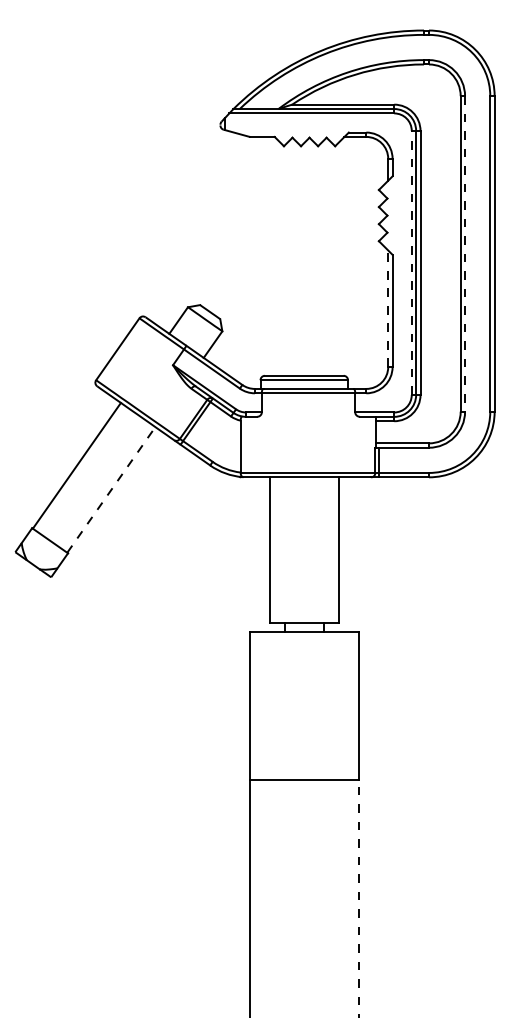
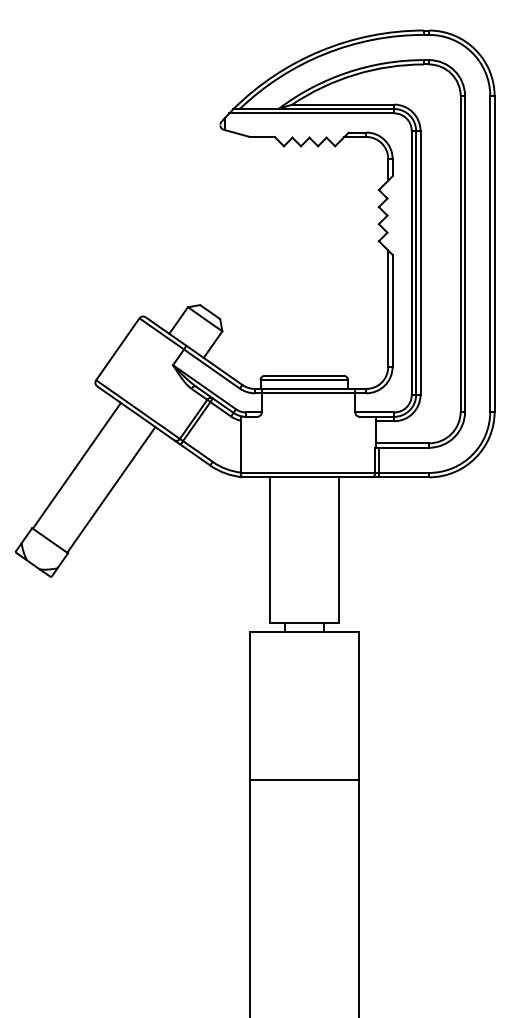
line: dashed -> solid (465, 253)
line: dashed -> solid (411, 262)
line: dashed -> solid (388, 308)
line: dashed -> solid (111, 489)
line: dashed -> solid (358, 899)
